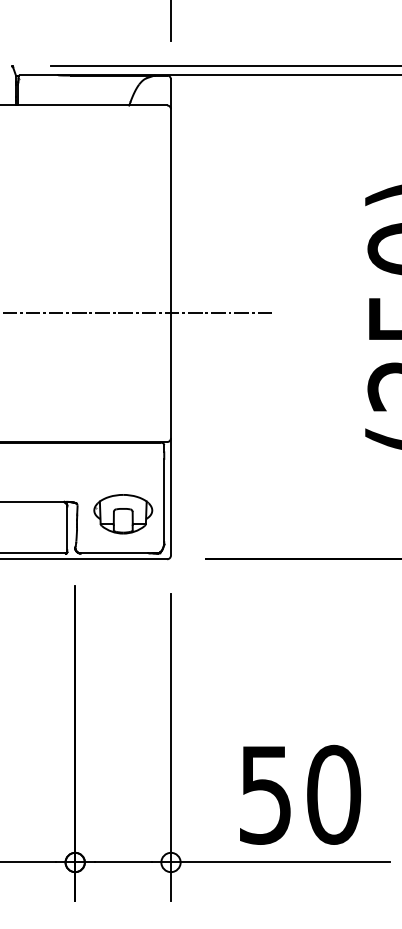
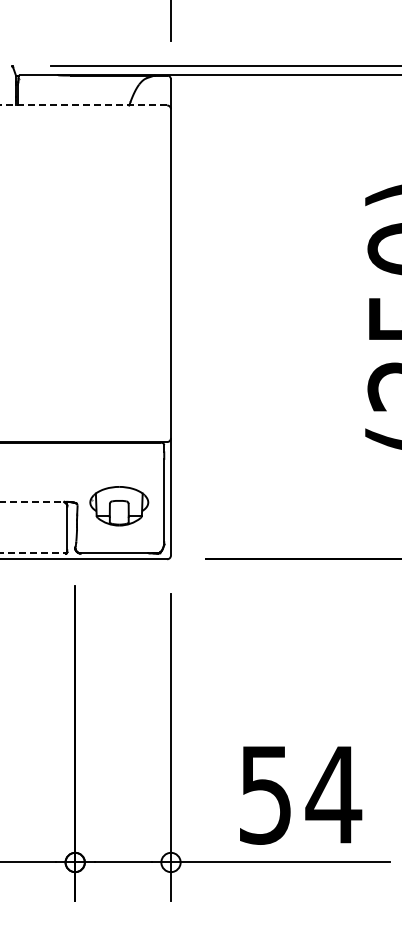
line: solid -> dashed (83, 105)
line: present -> none (137, 312)
line: solid -> dashed (33, 501)
part position: (123, 514) -> (119, 506) (119, 506)
line: solid -> dashed (33, 553)
text: 50 -> 54 (333, 794)
